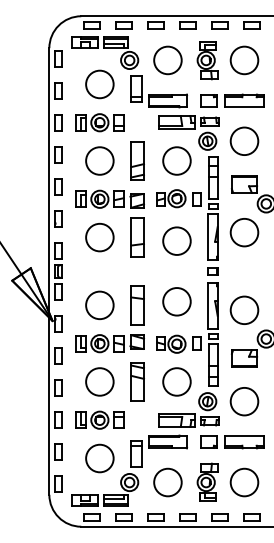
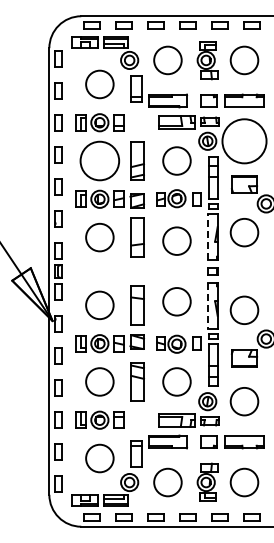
circle diameter: 28 px -> 44 px (244, 141)
circle diameter: 28 px -> 39 px (99, 160)
line: solid -> dashed (208, 236)
line: solid -> dashed (208, 306)
